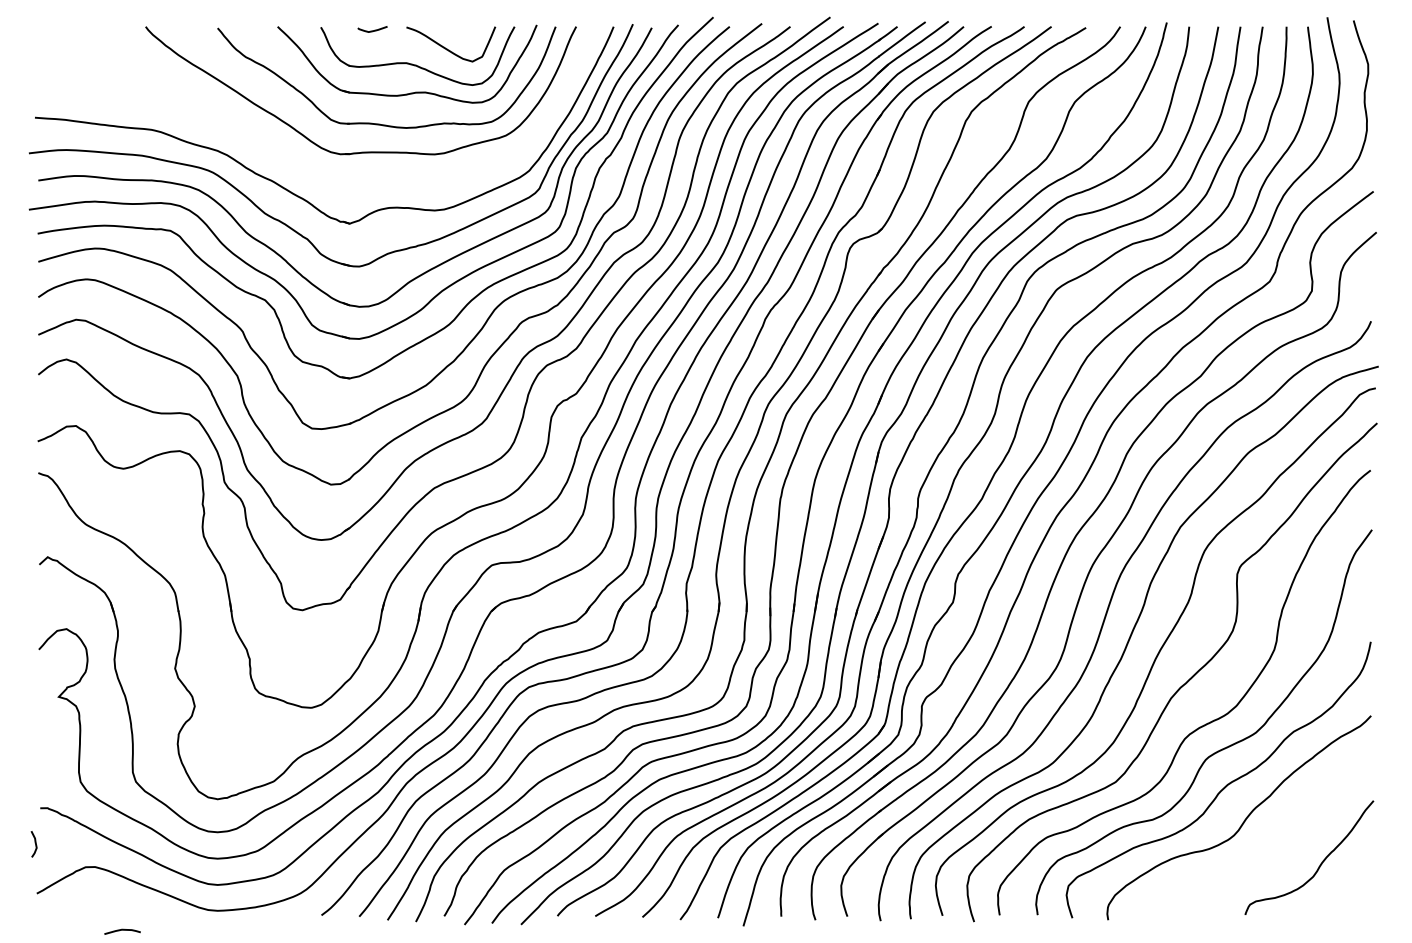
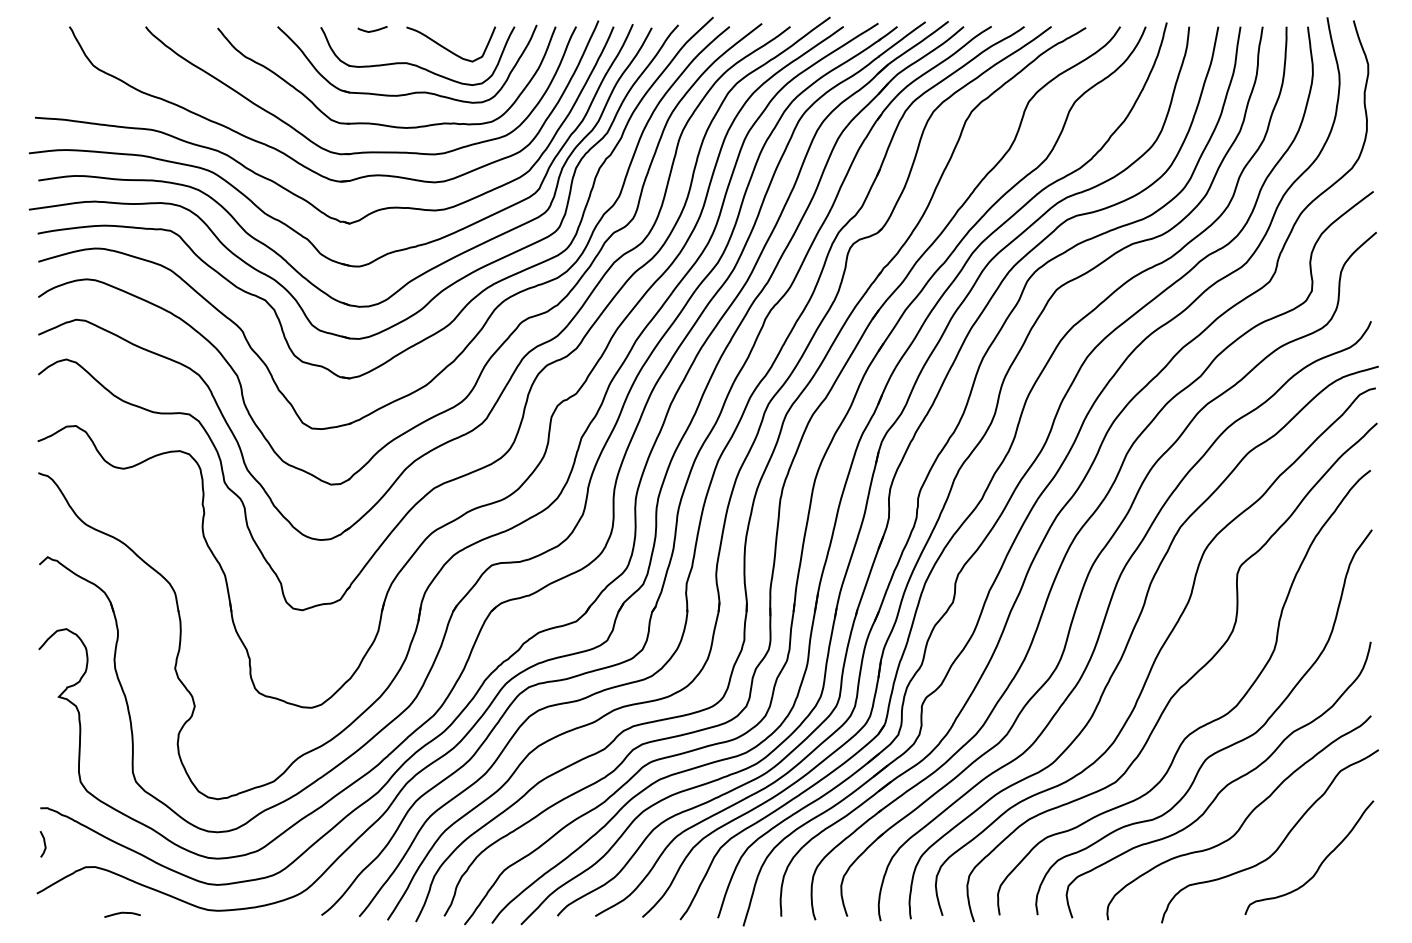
part: none -> present (295, 159)
curve position: (34, 843) -> (43, 843) (43, 843)
curve: none -> present (1279, 844)
curve position: (122, 930) -> (122, 913) (122, 913)
